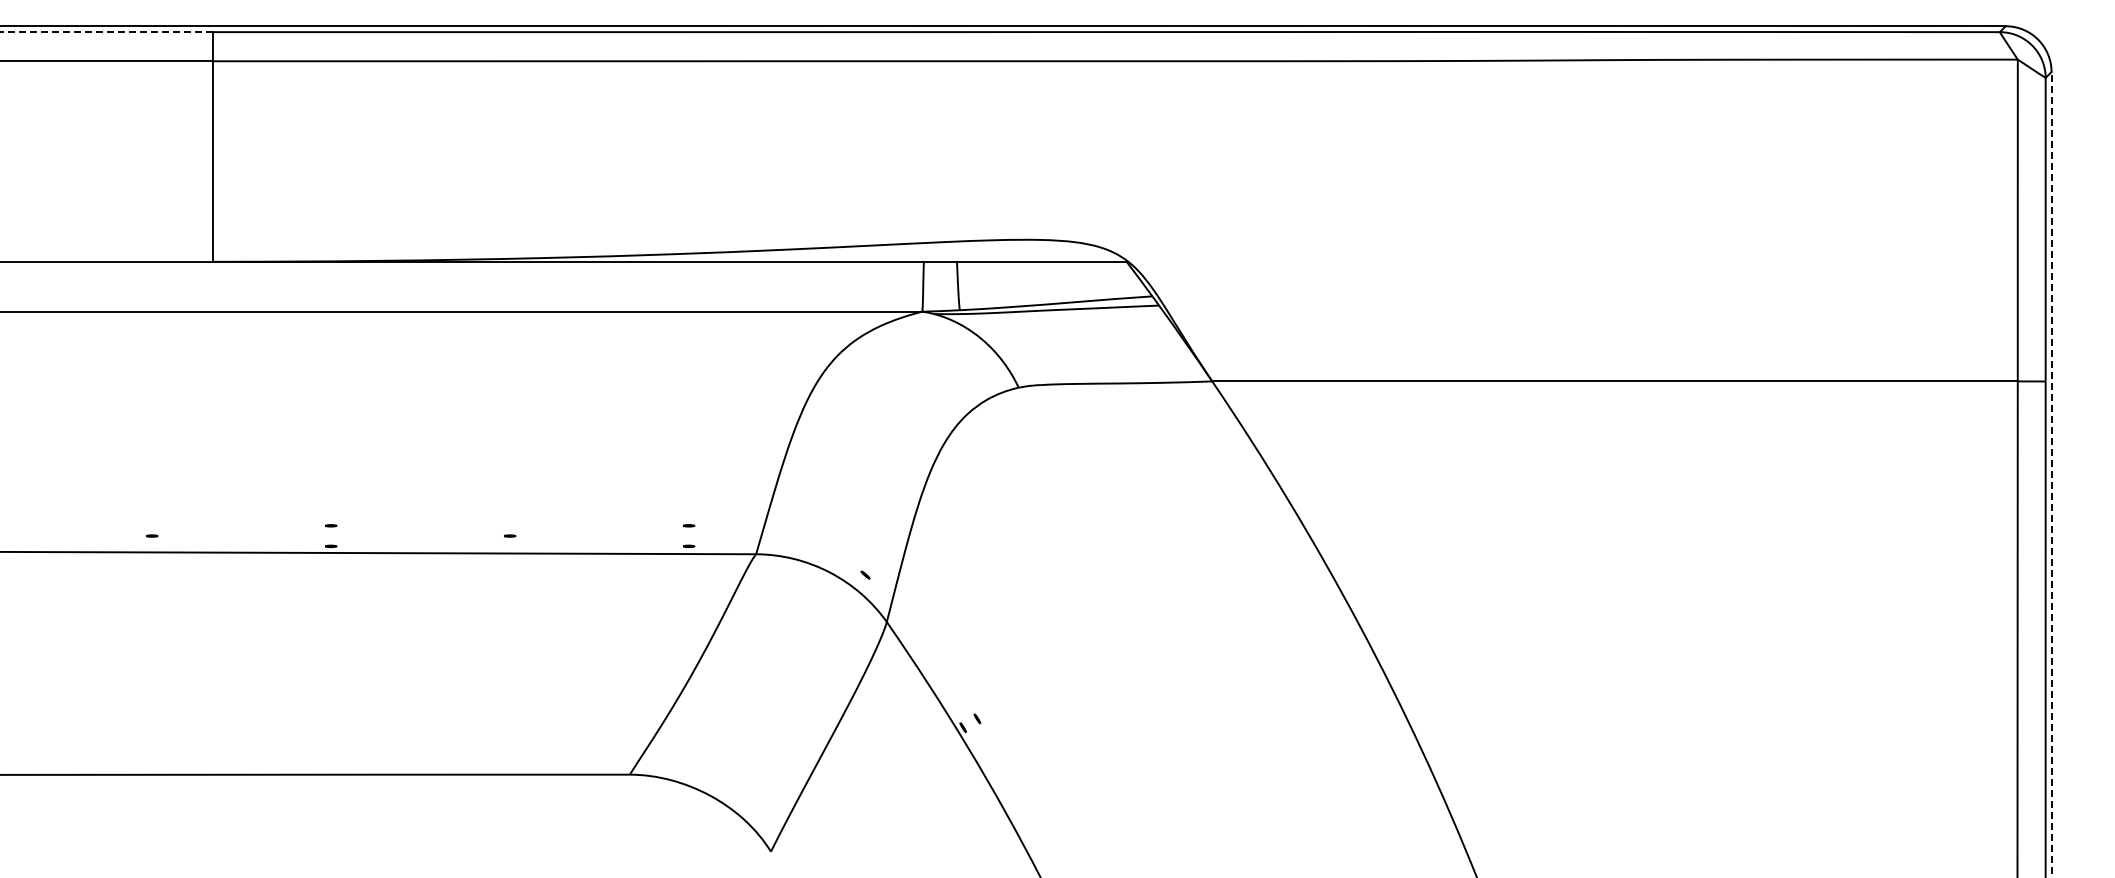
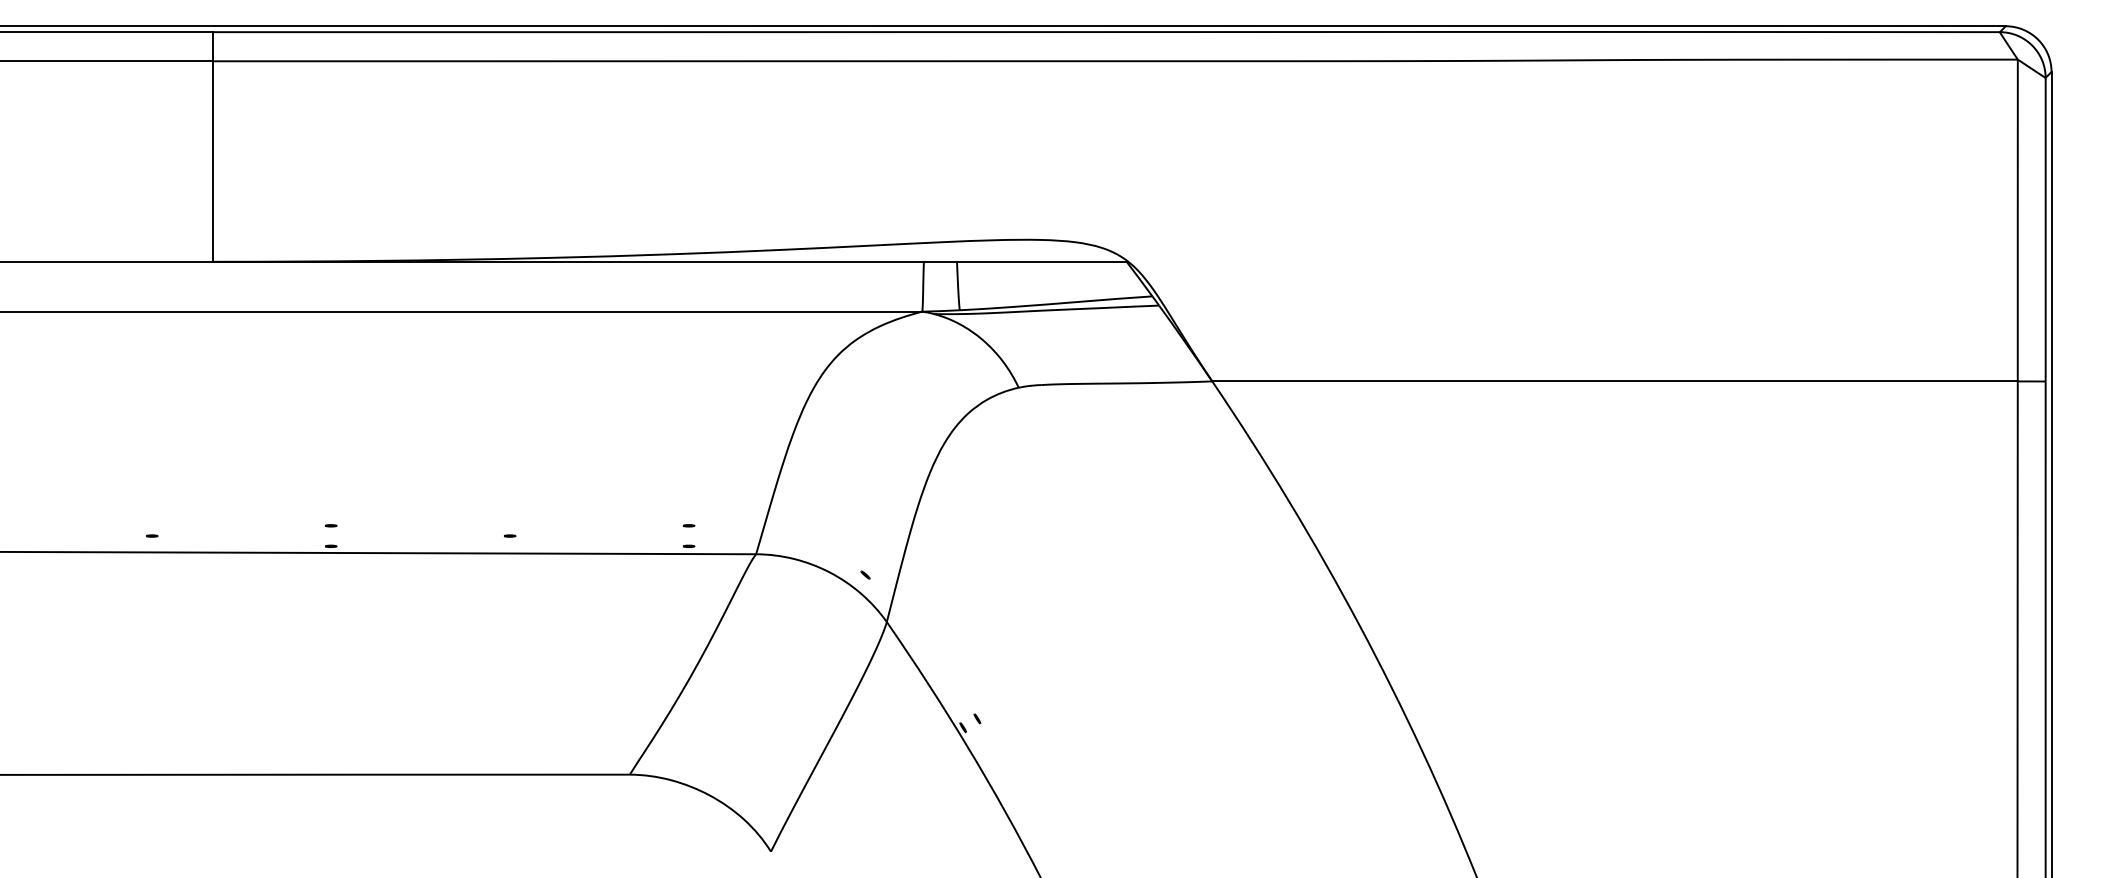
line: dashed -> solid (106, 32)
line: dashed -> solid (2051, 474)
